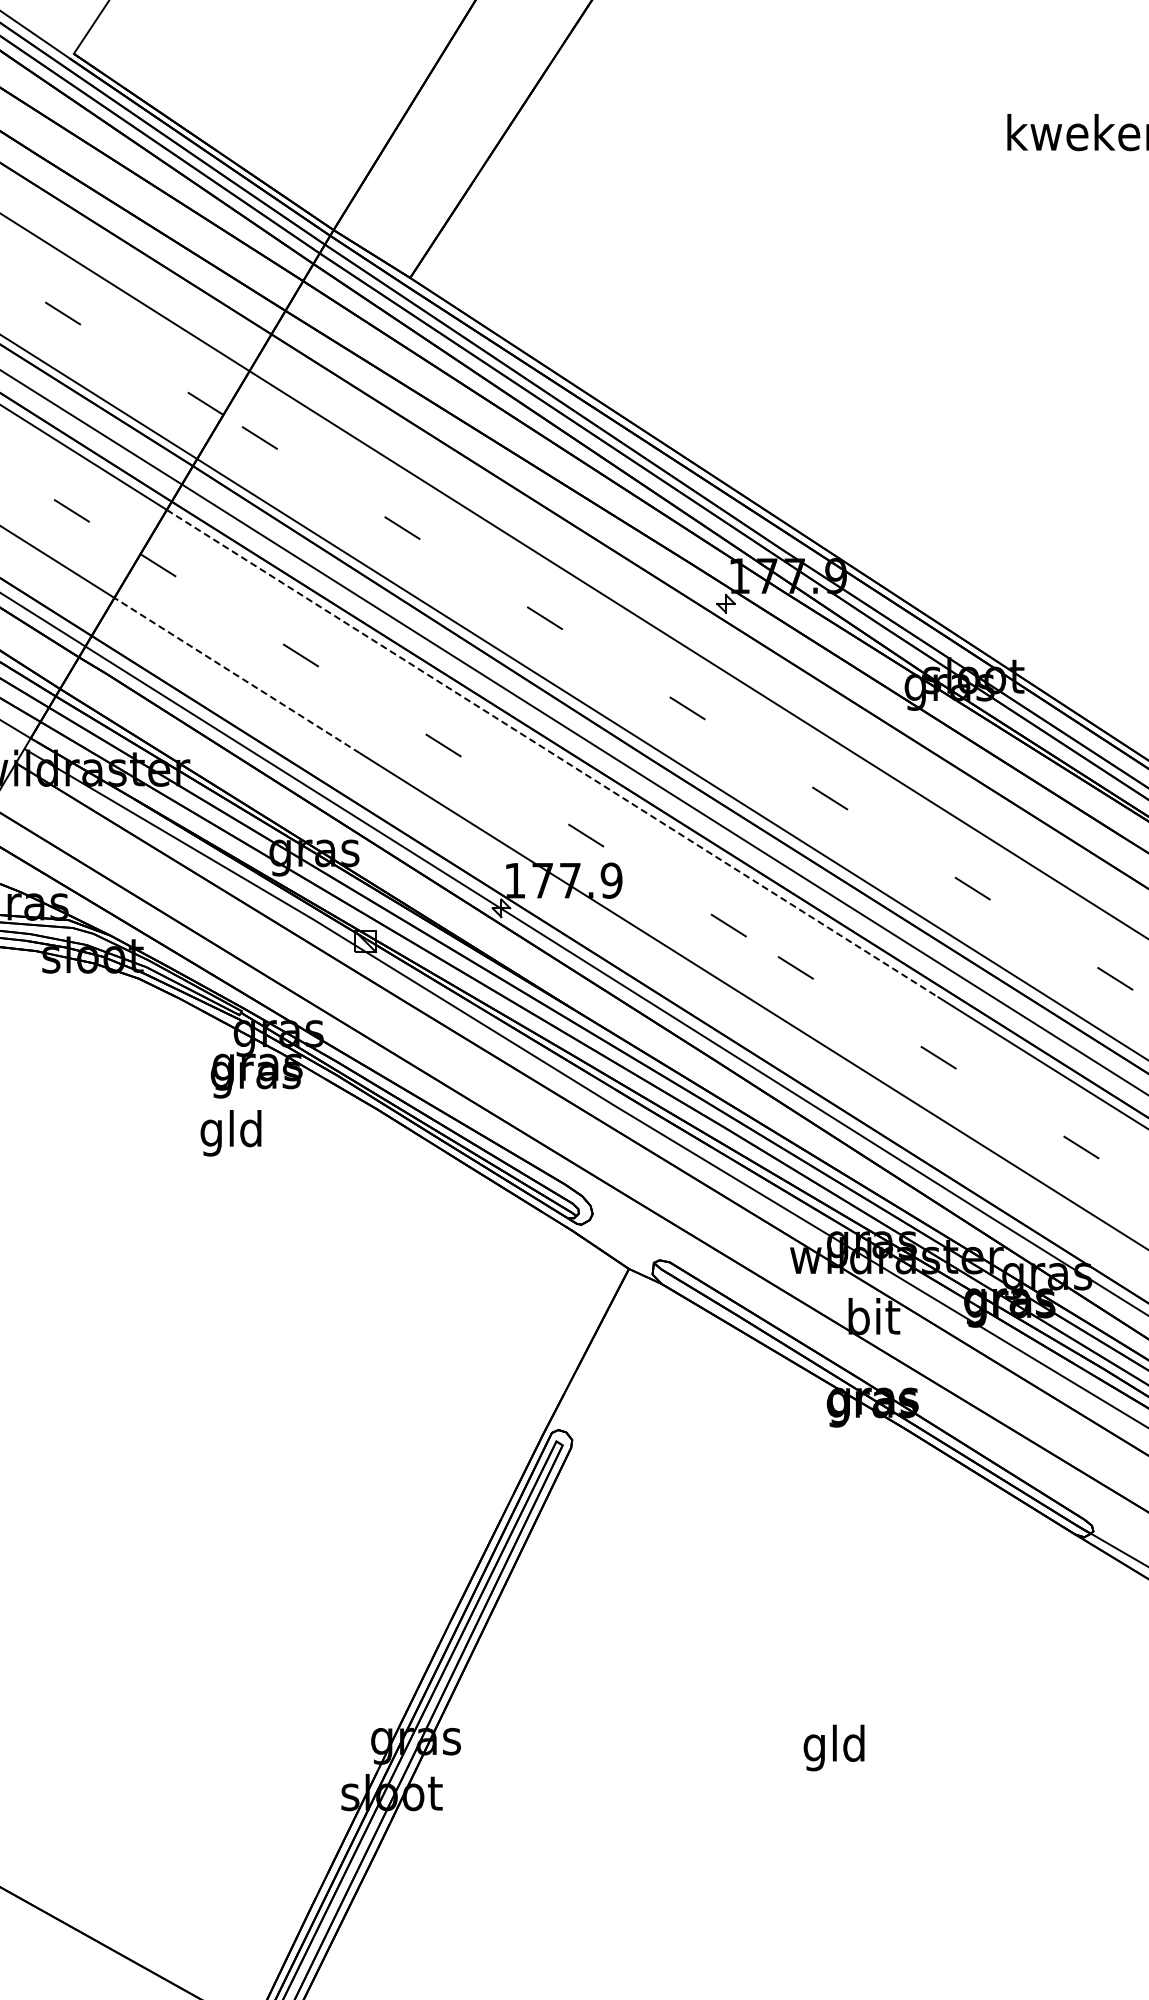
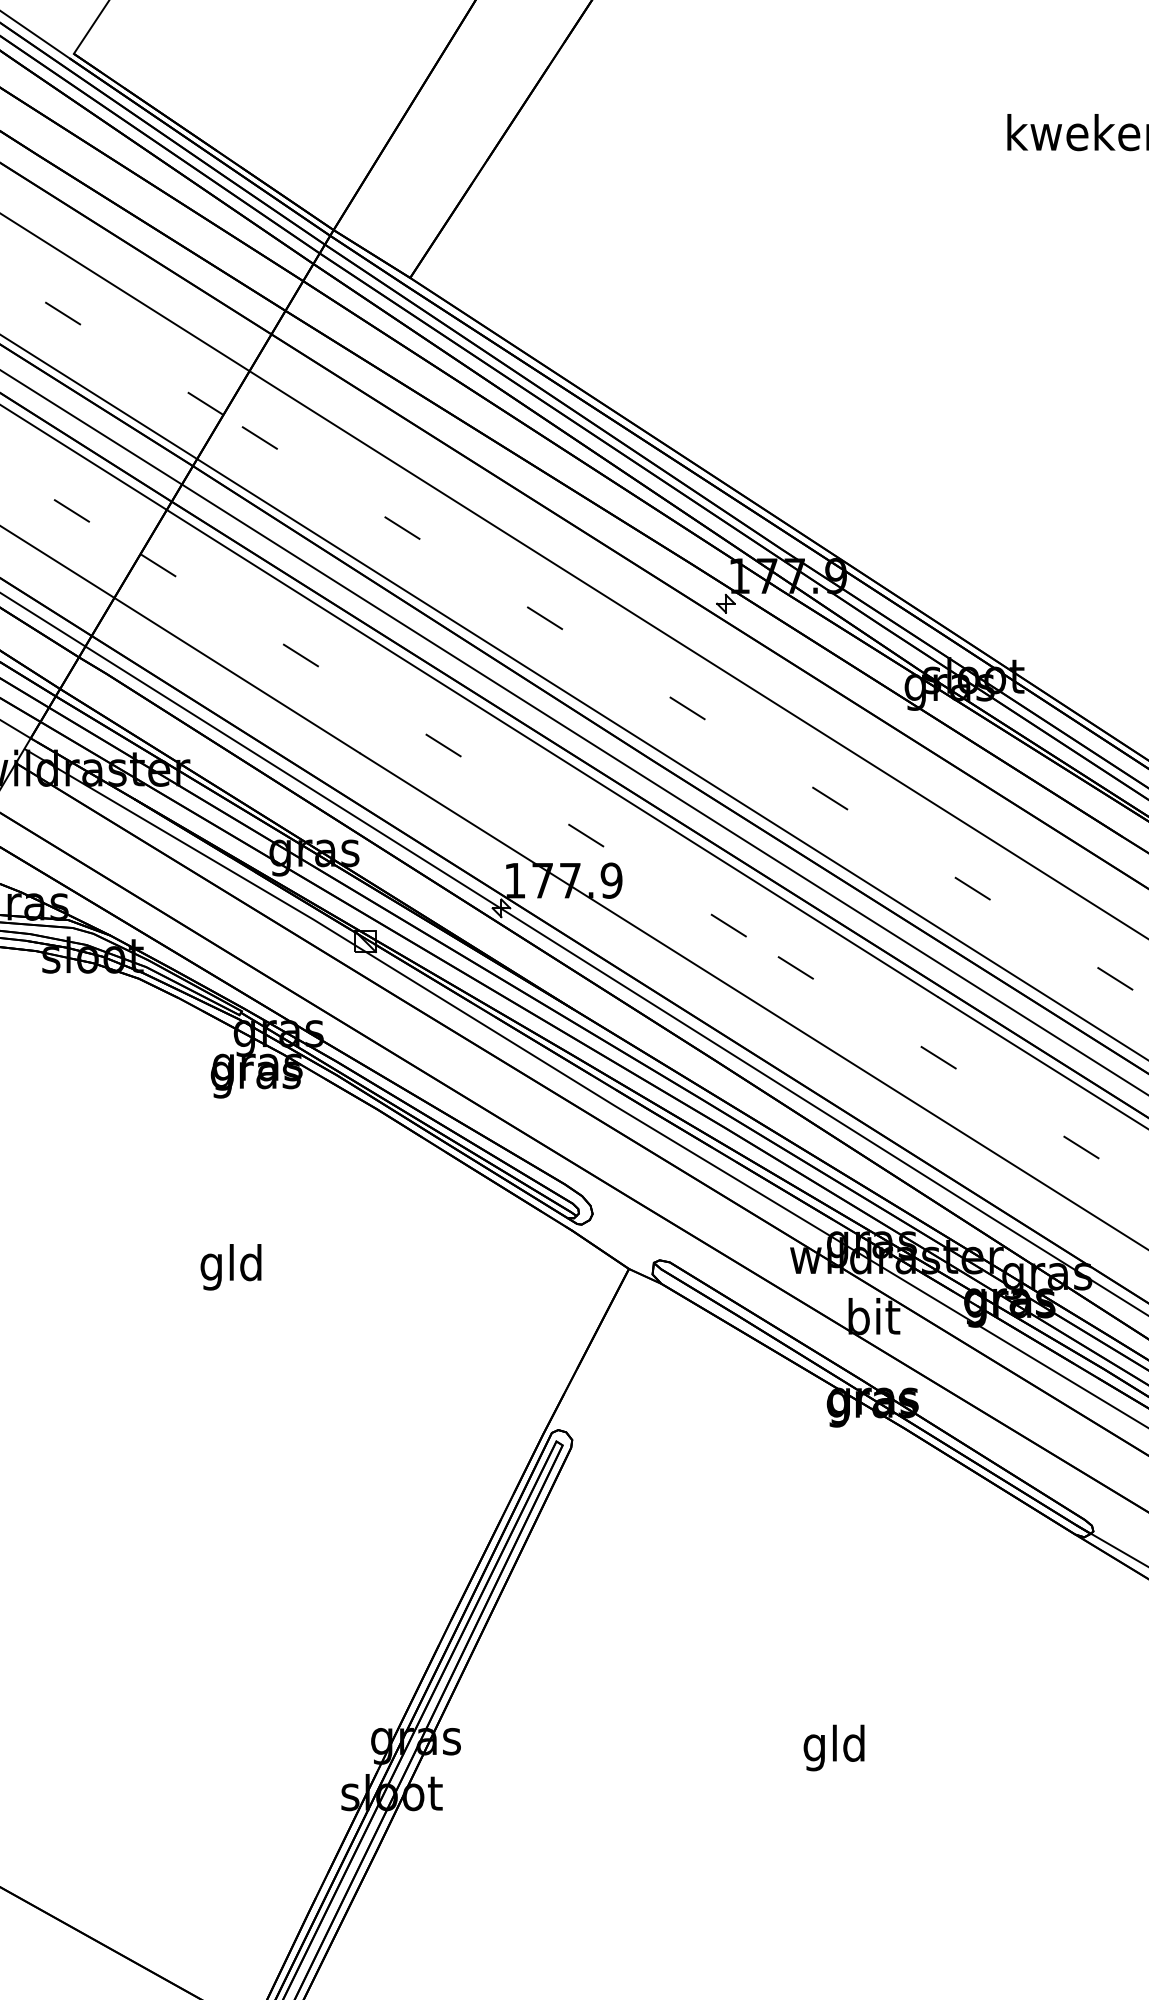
line: dashed -> solid (236, 675)
line: dashed -> solid (552, 753)
text position: (230, 1133) -> (230, 1267) (230, 1267)
